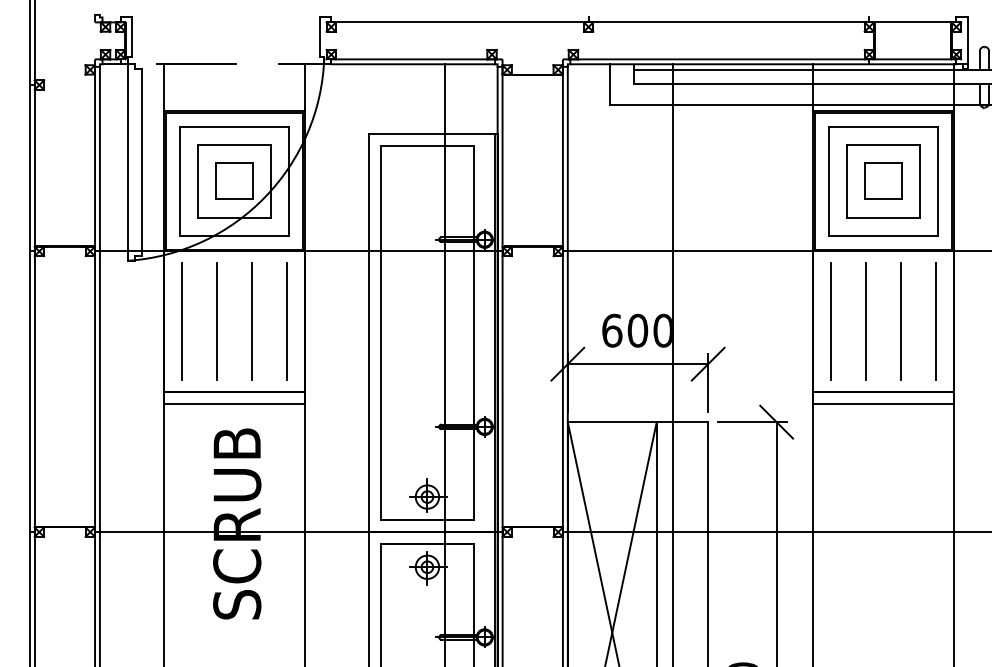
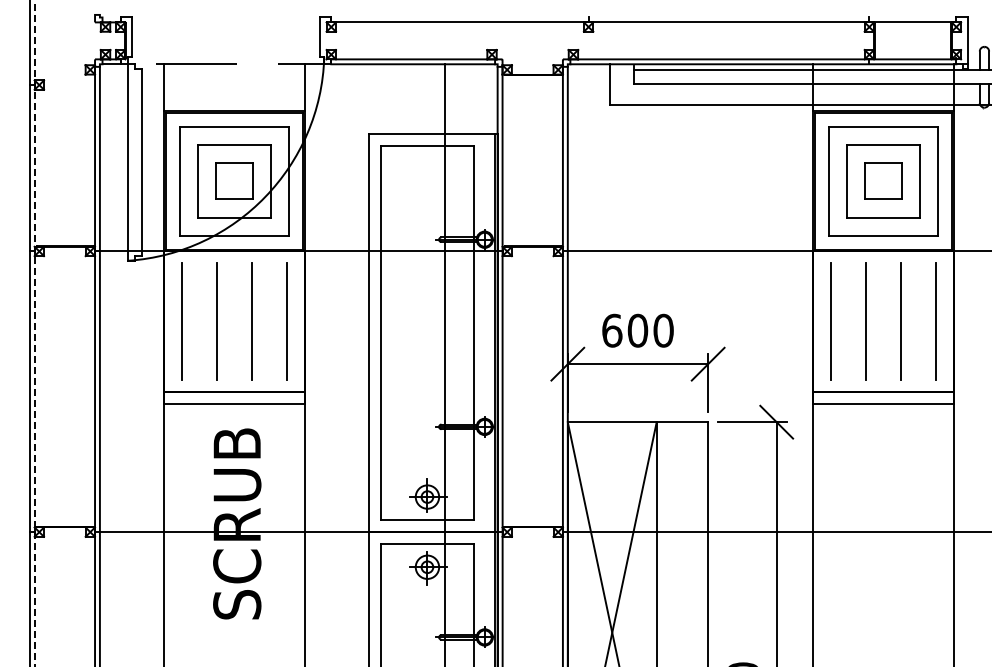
line: solid -> dashed (34, 333)
line: present -> none (673, 363)
